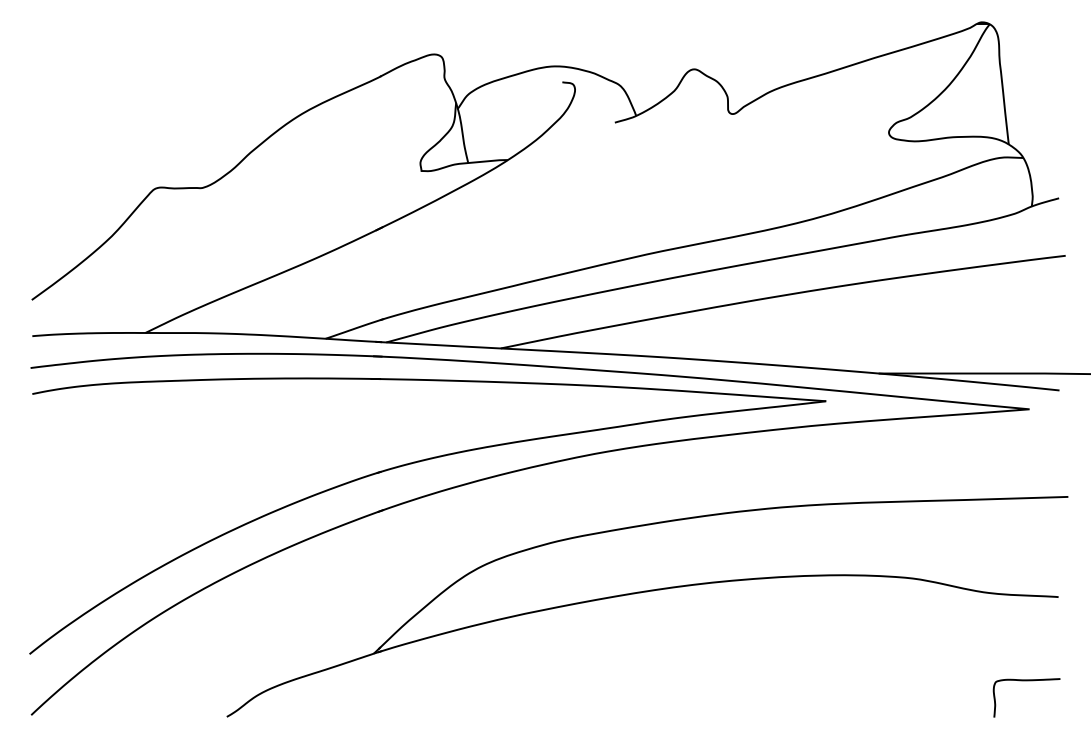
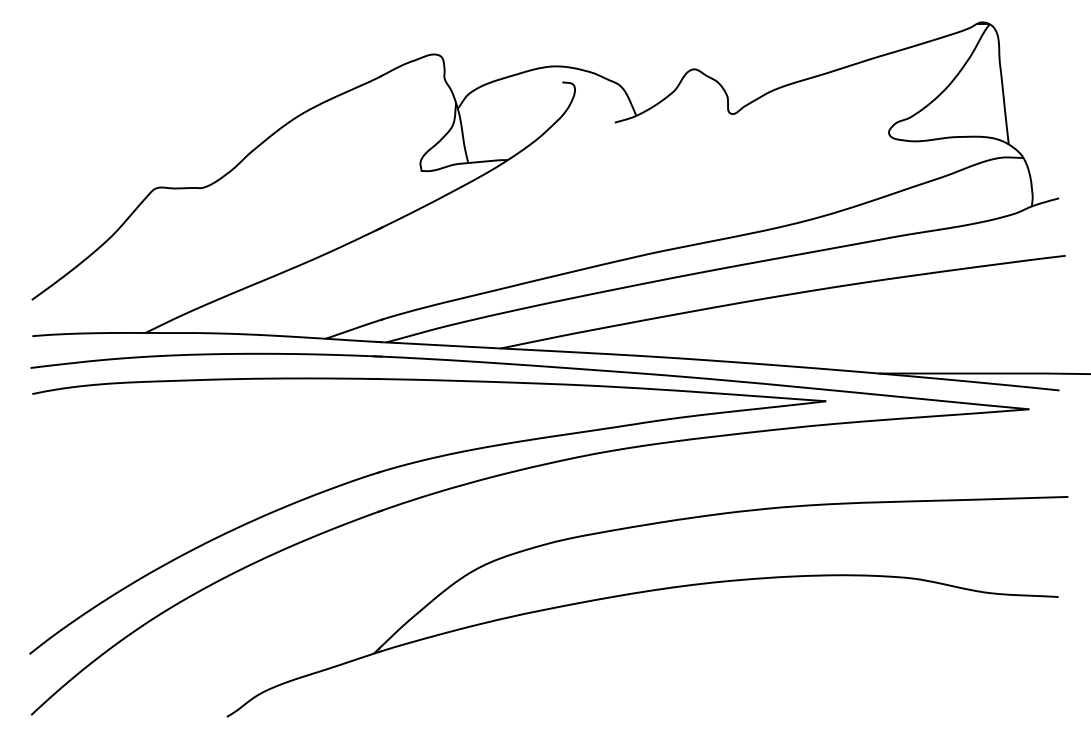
curve: present -> none (1026, 681)
